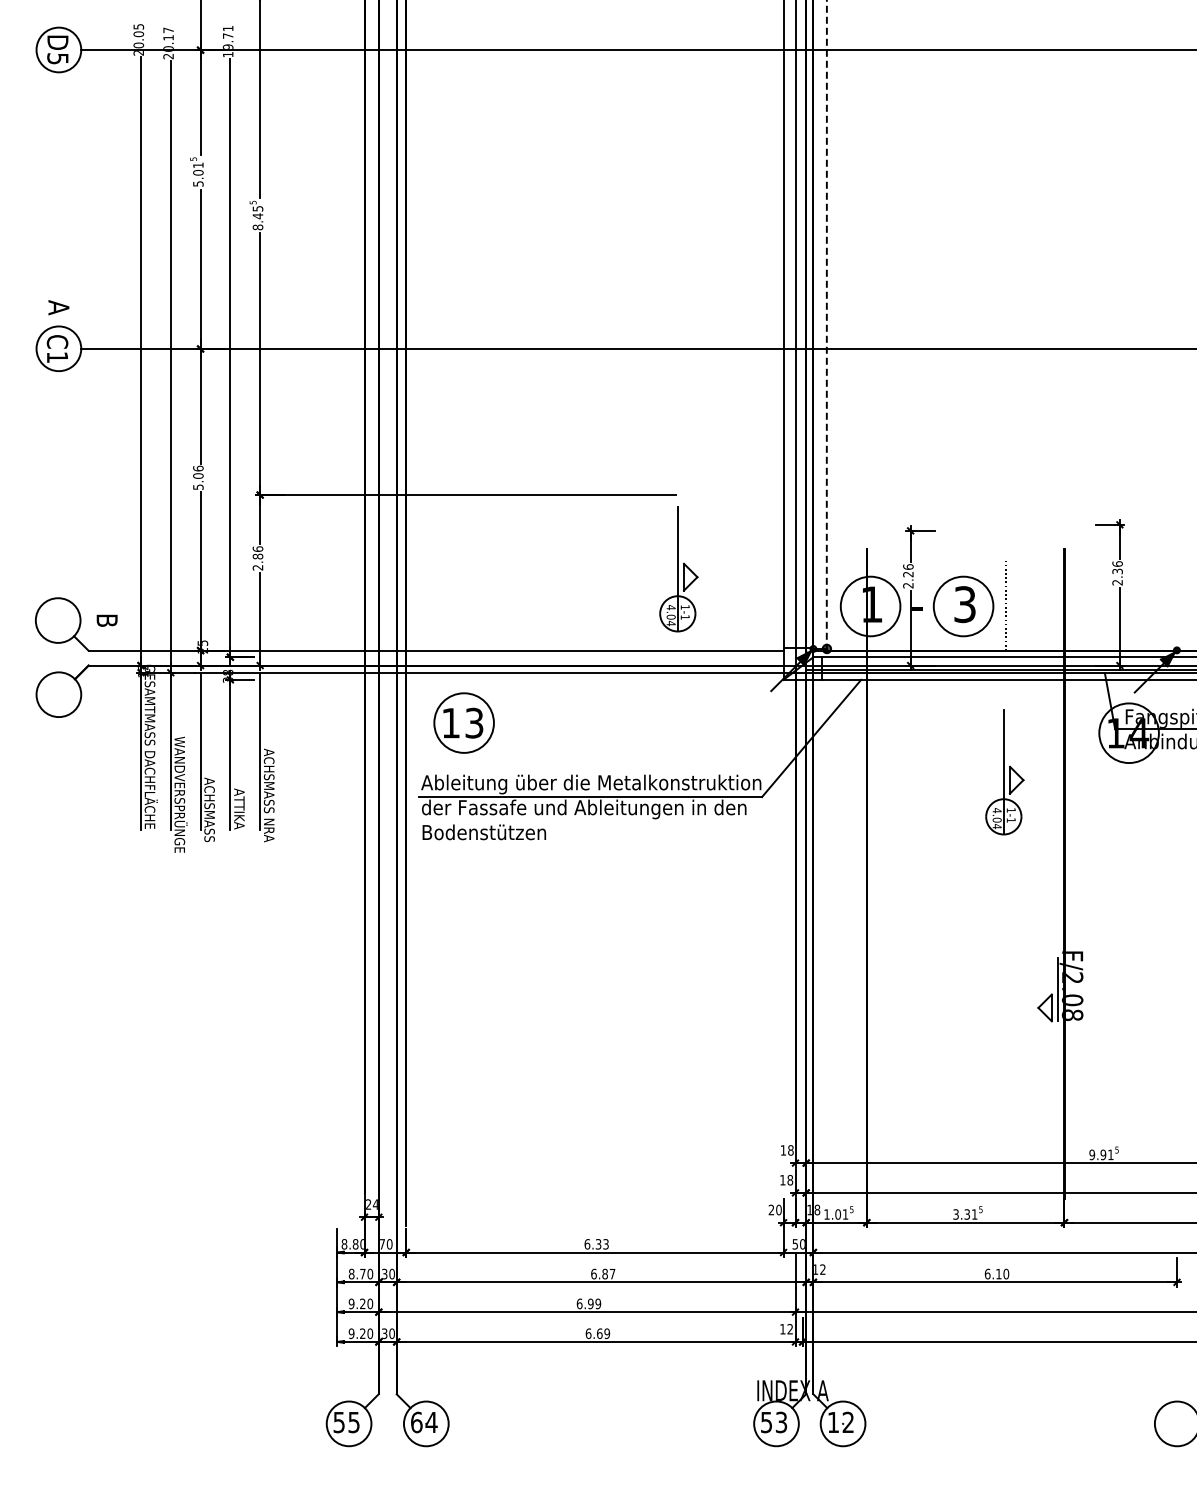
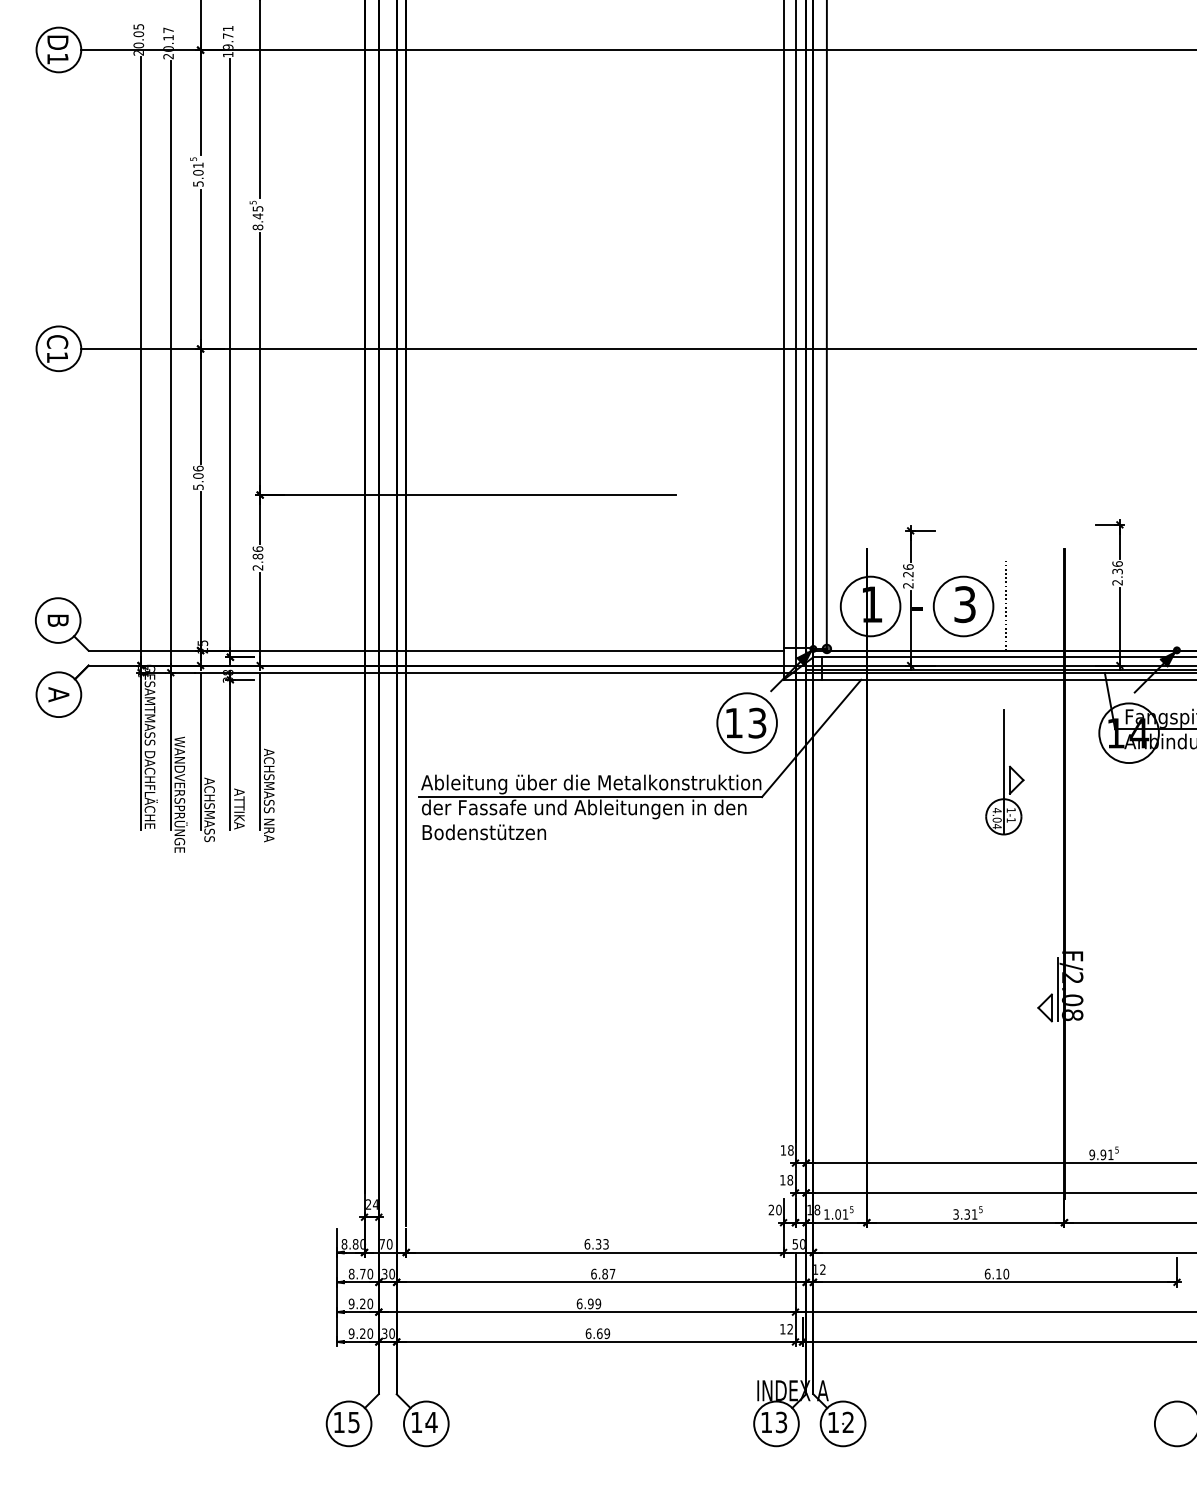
text: D5 -> D1 (57, 58)
text position: (58, 307) -> (58, 694) (58, 694)
line: dashed -> solid (826, 324)
part: present -> none (678, 569)
text position: (106, 620) -> (57, 620) (57, 620)
part position: (463, 722) -> (746, 722) (746, 722)
text: 55 -> 15 (338, 1422)
text: 64 -> 14 (416, 1422)
text: 53 -> 13 (766, 1422)
